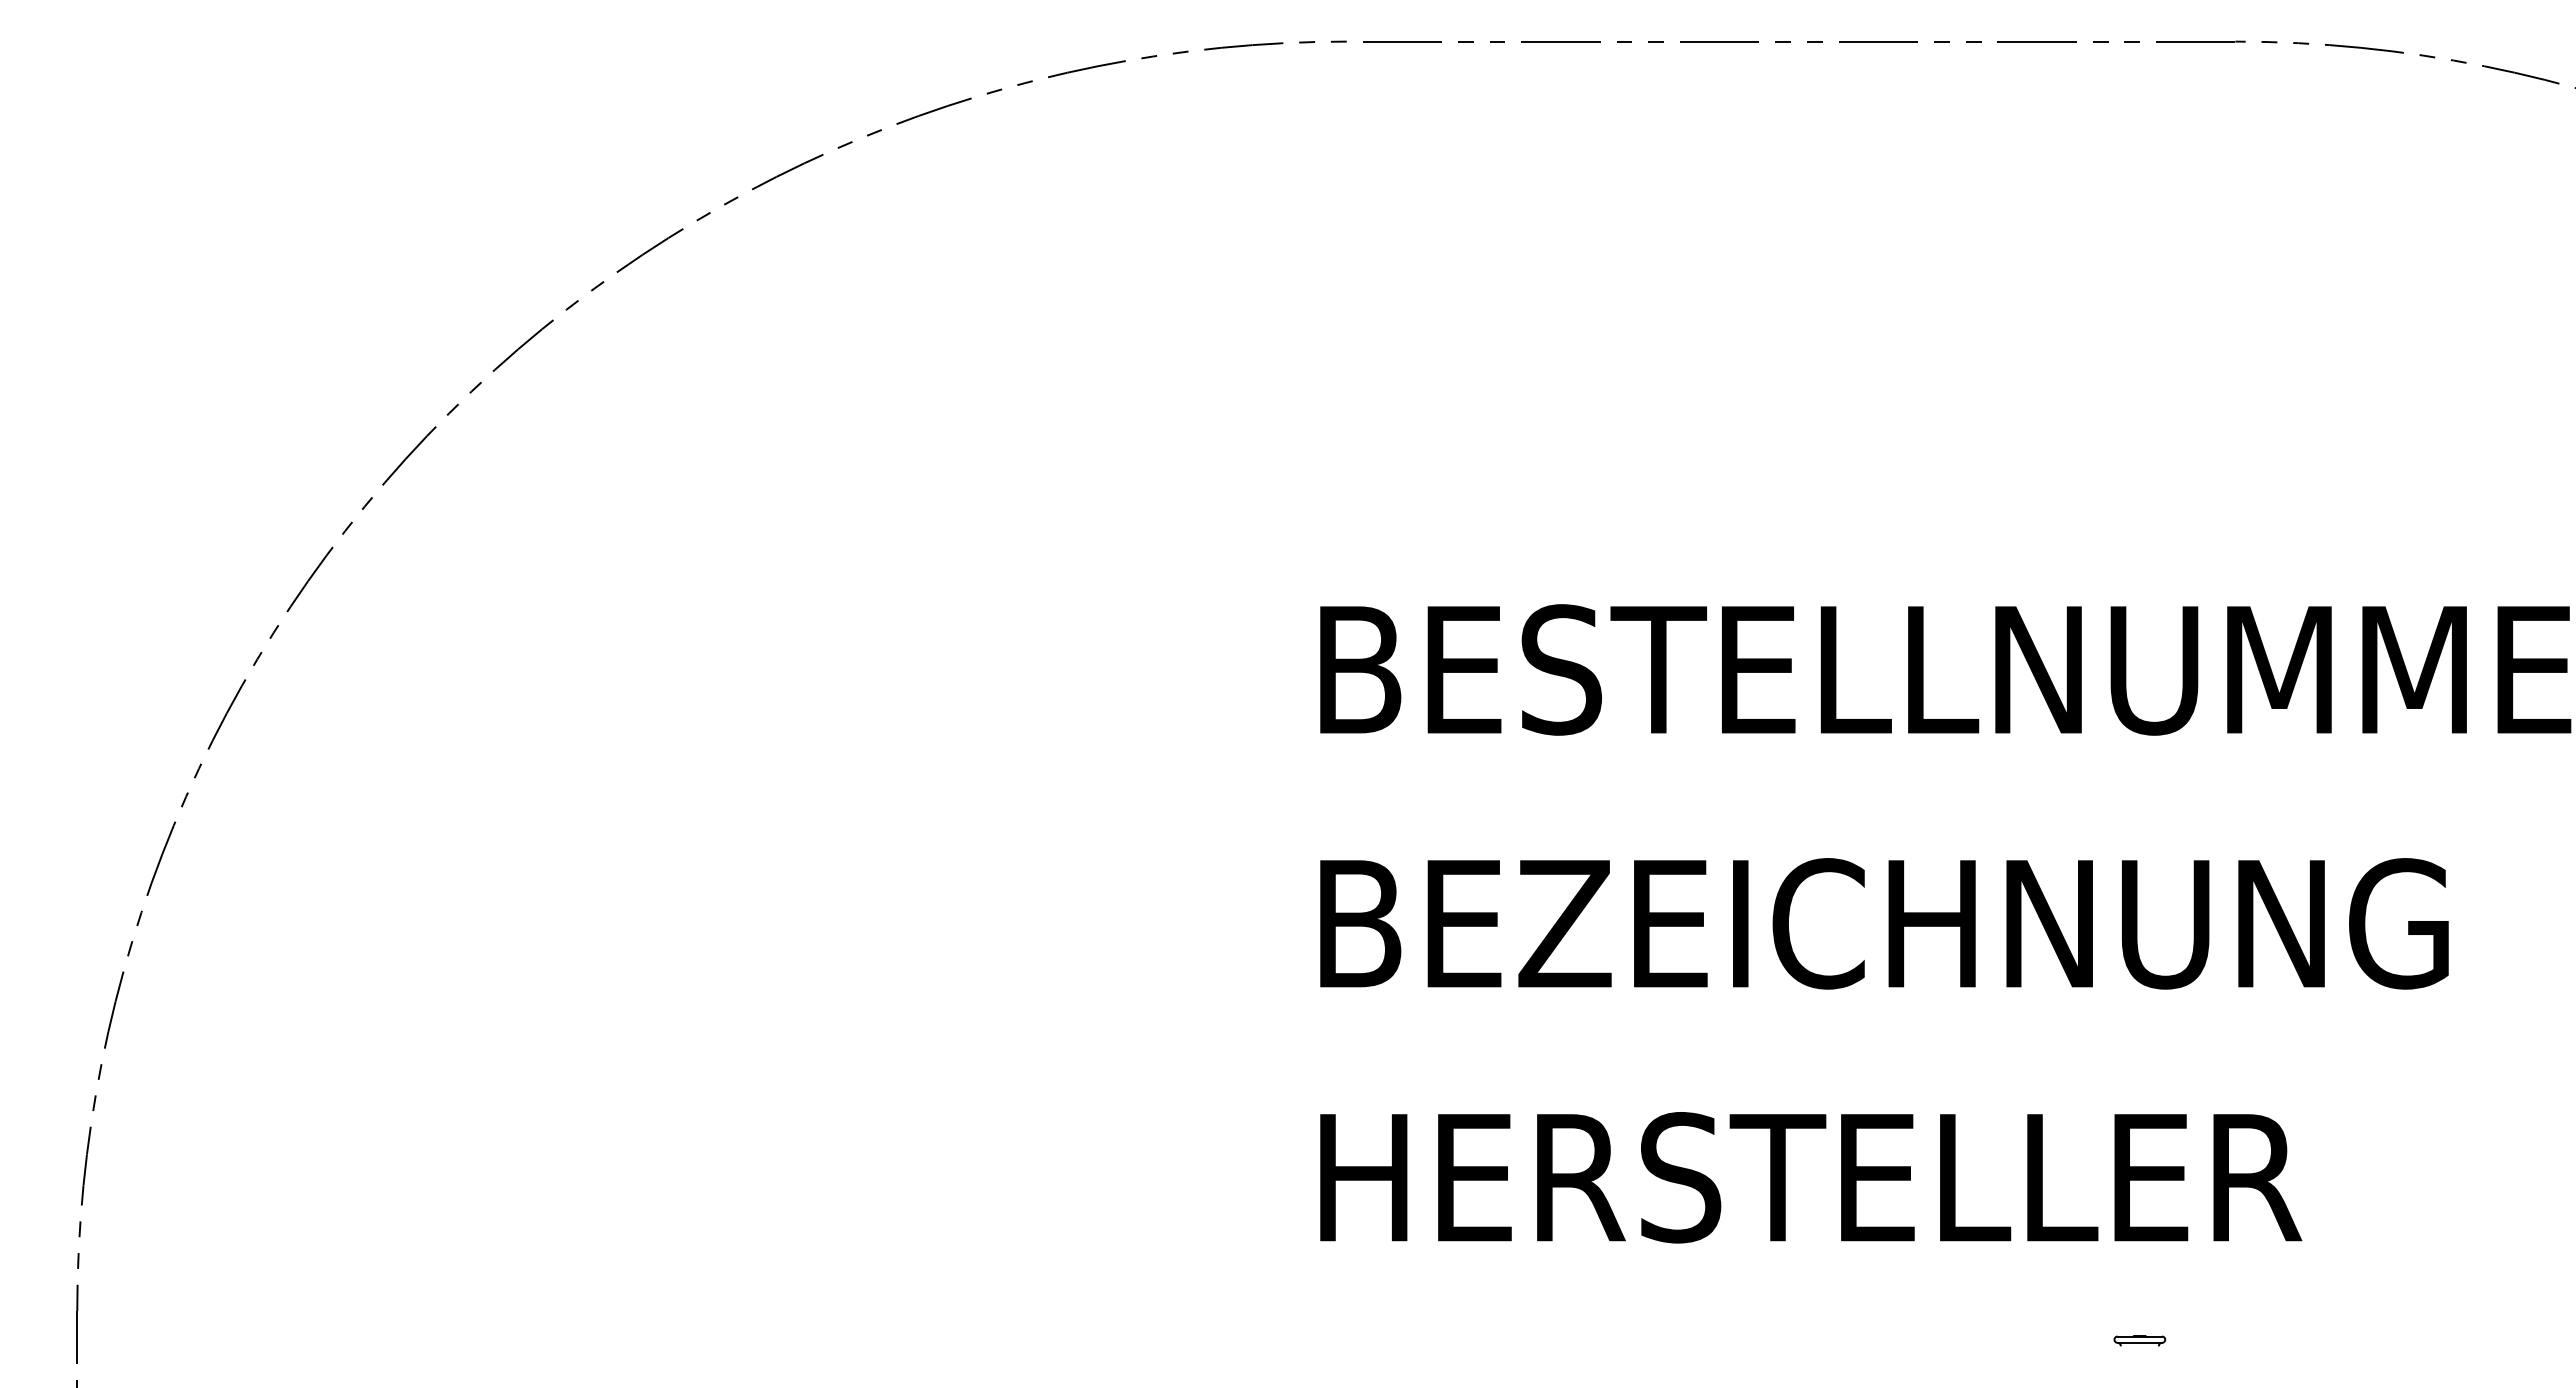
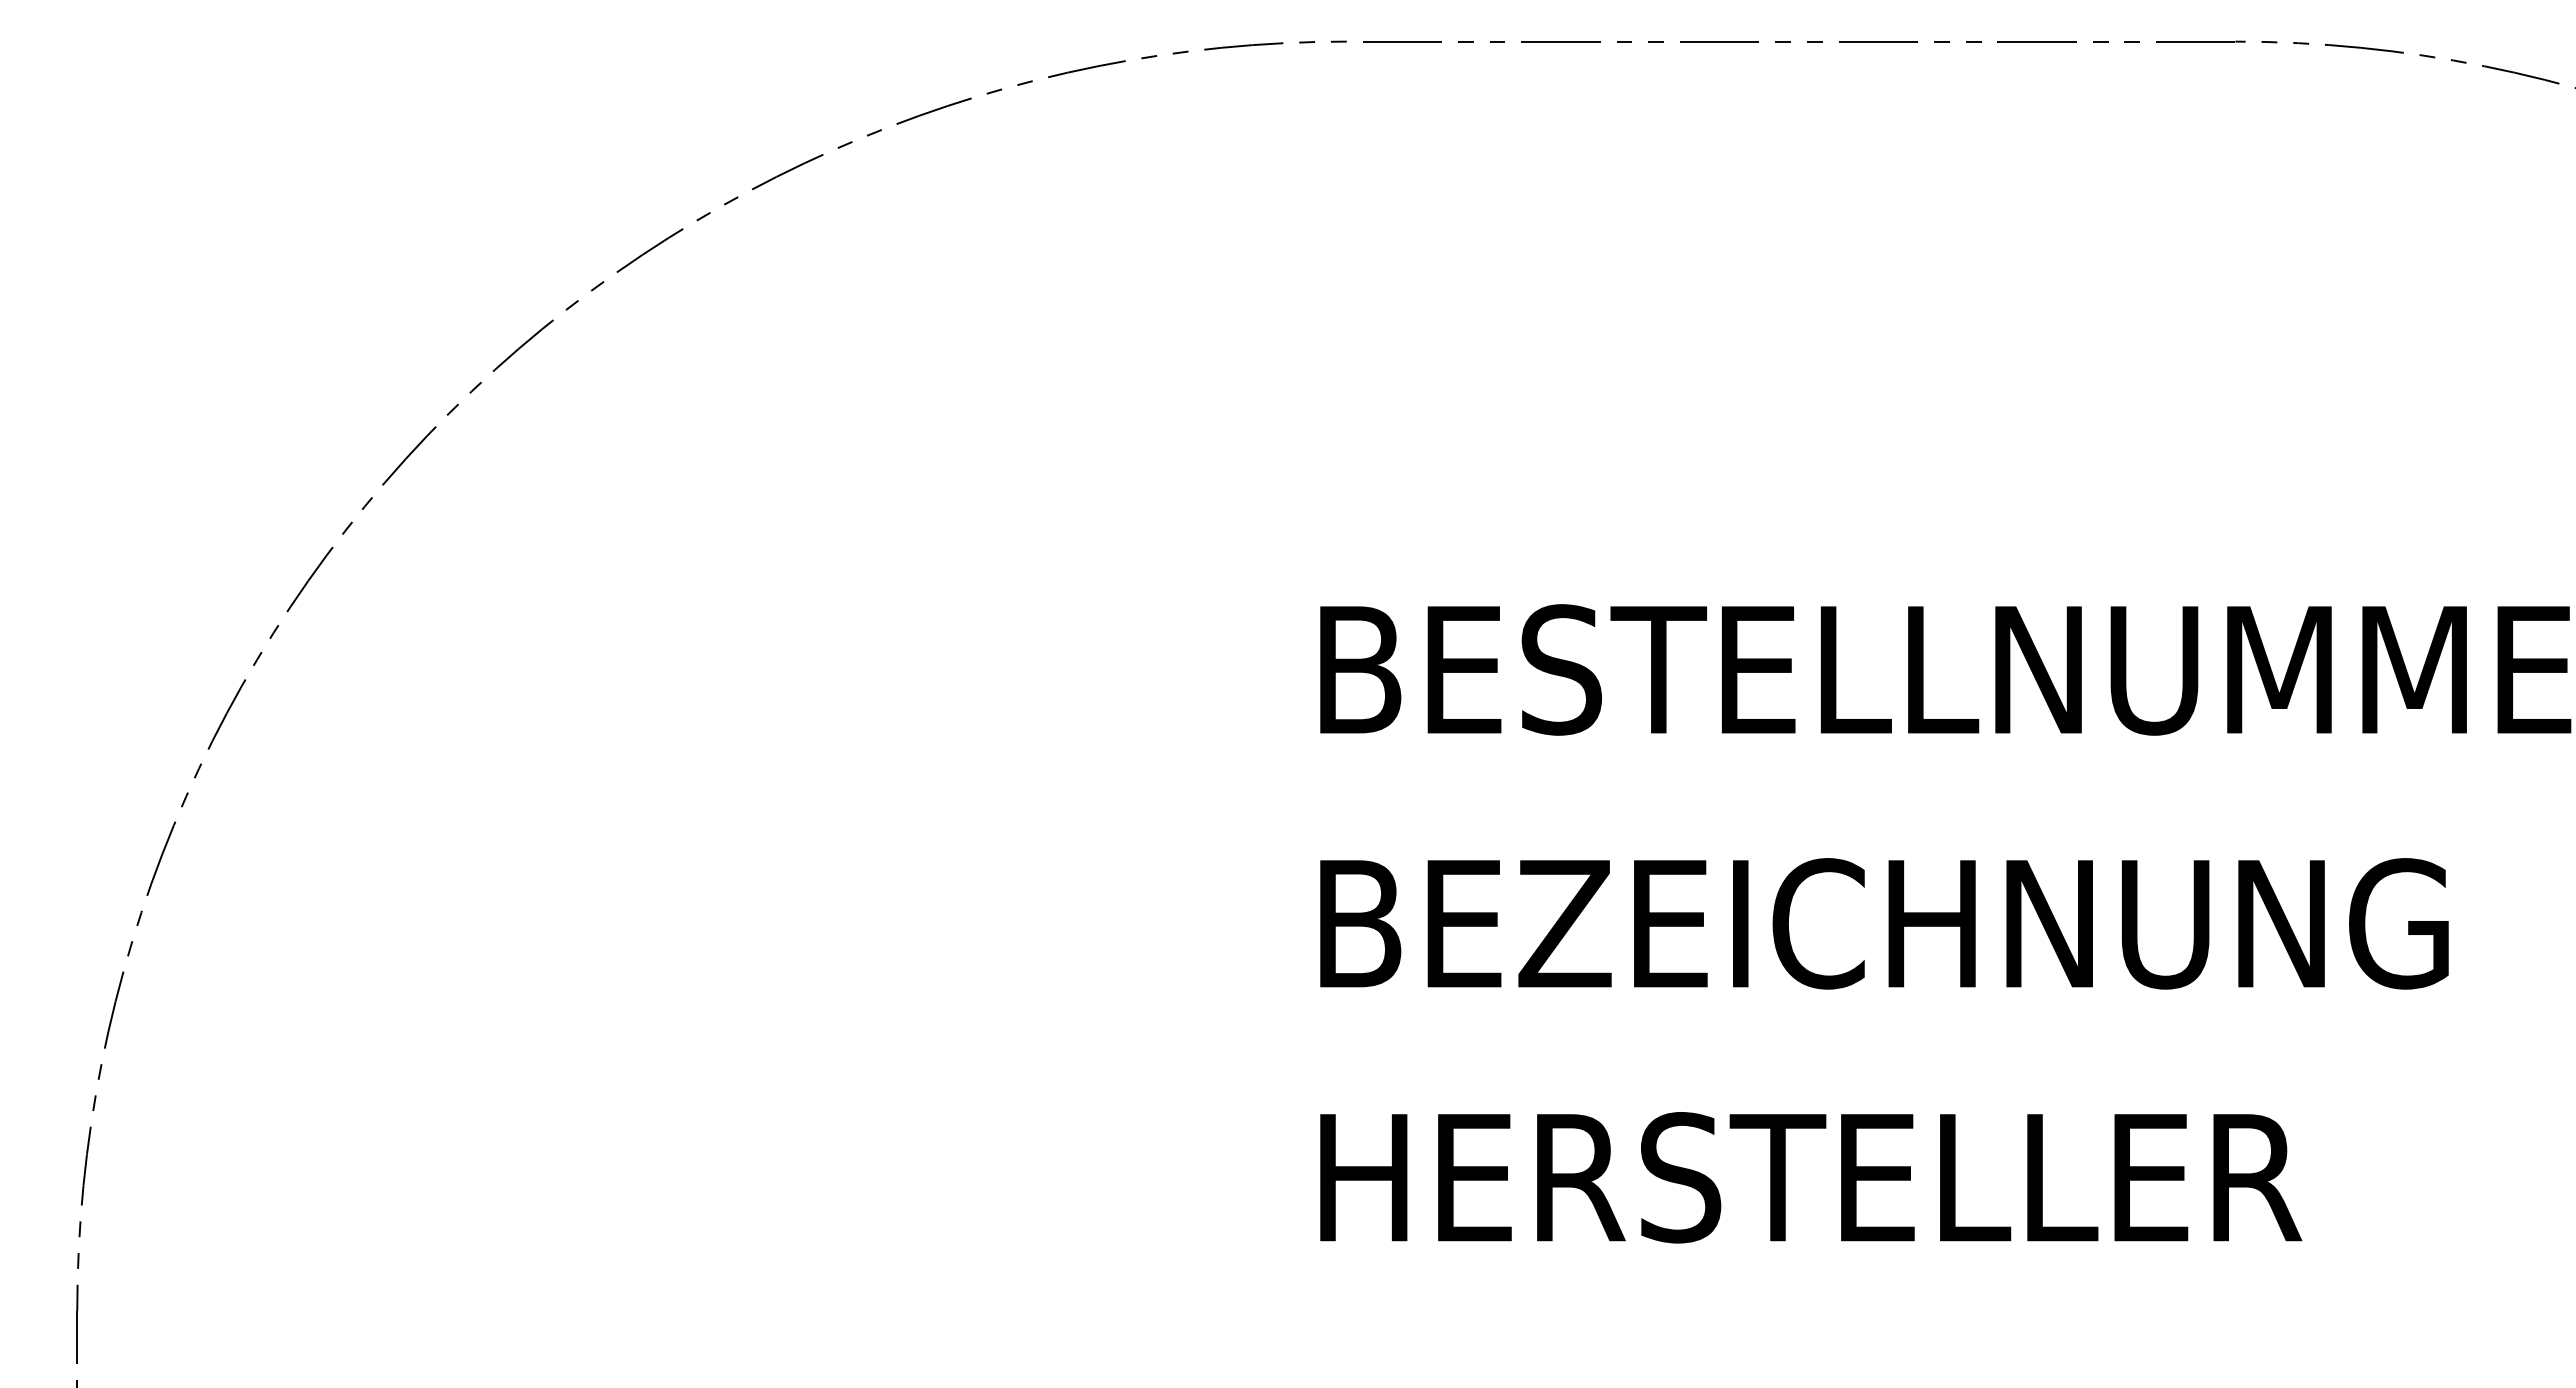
part: present -> none (2139, 1340)
